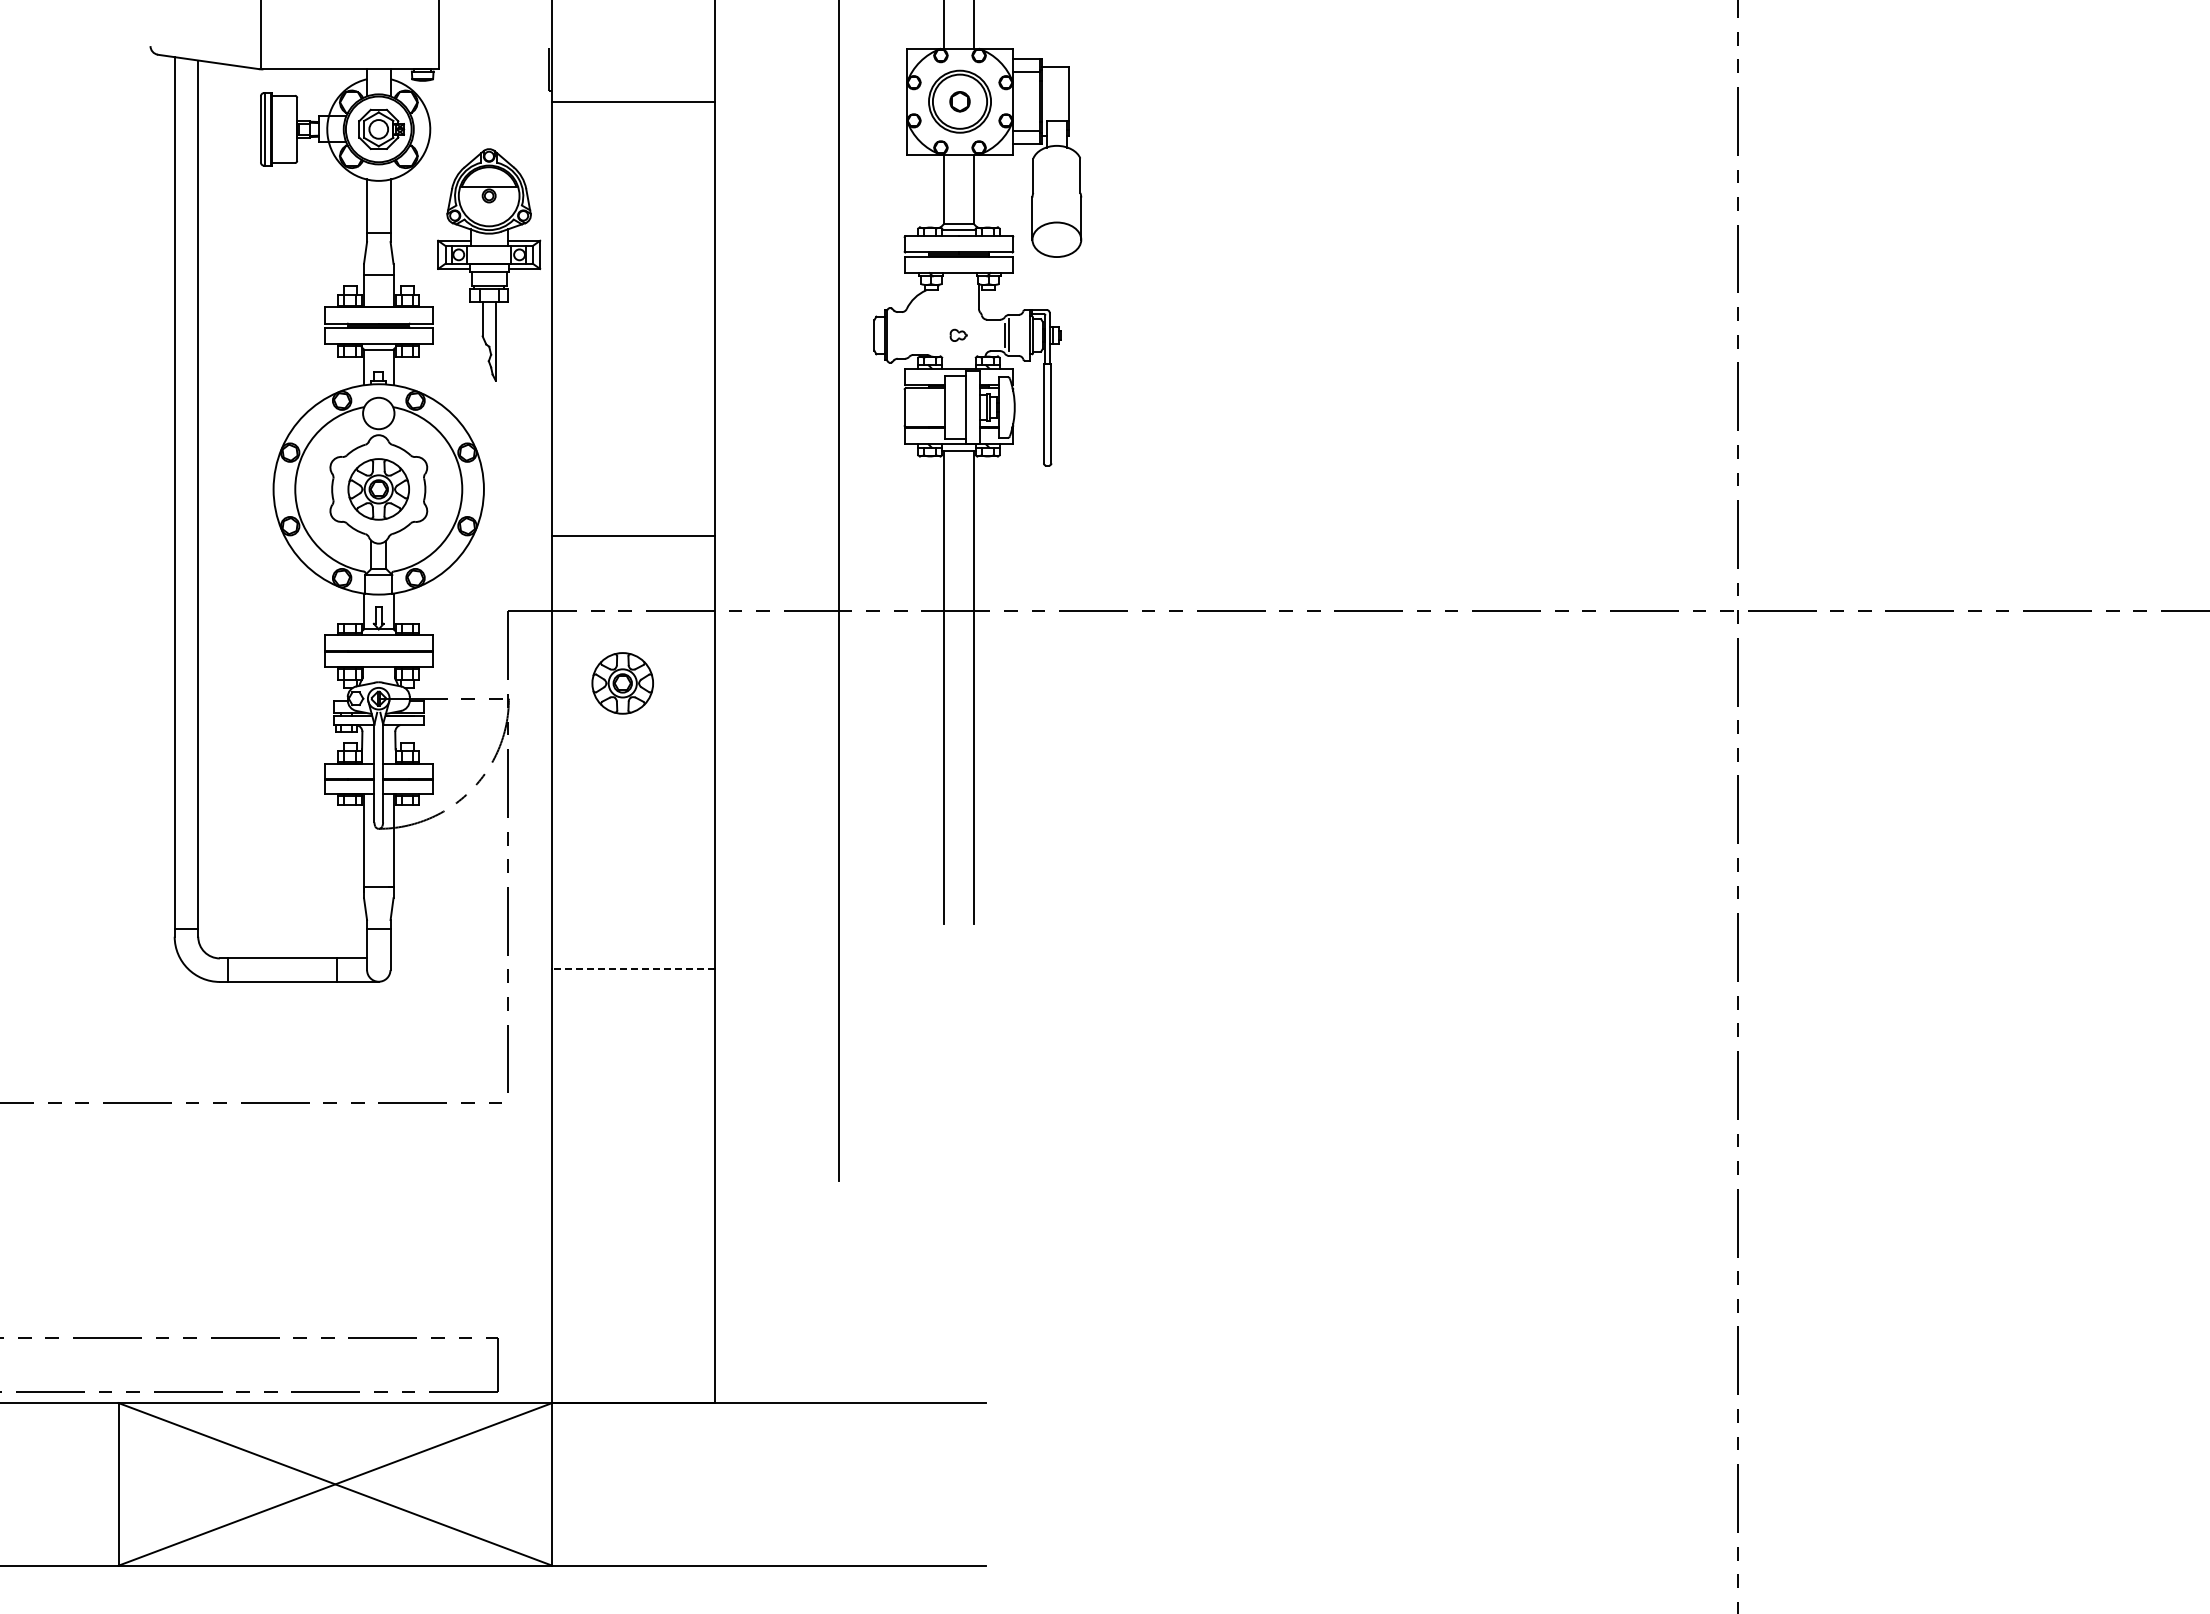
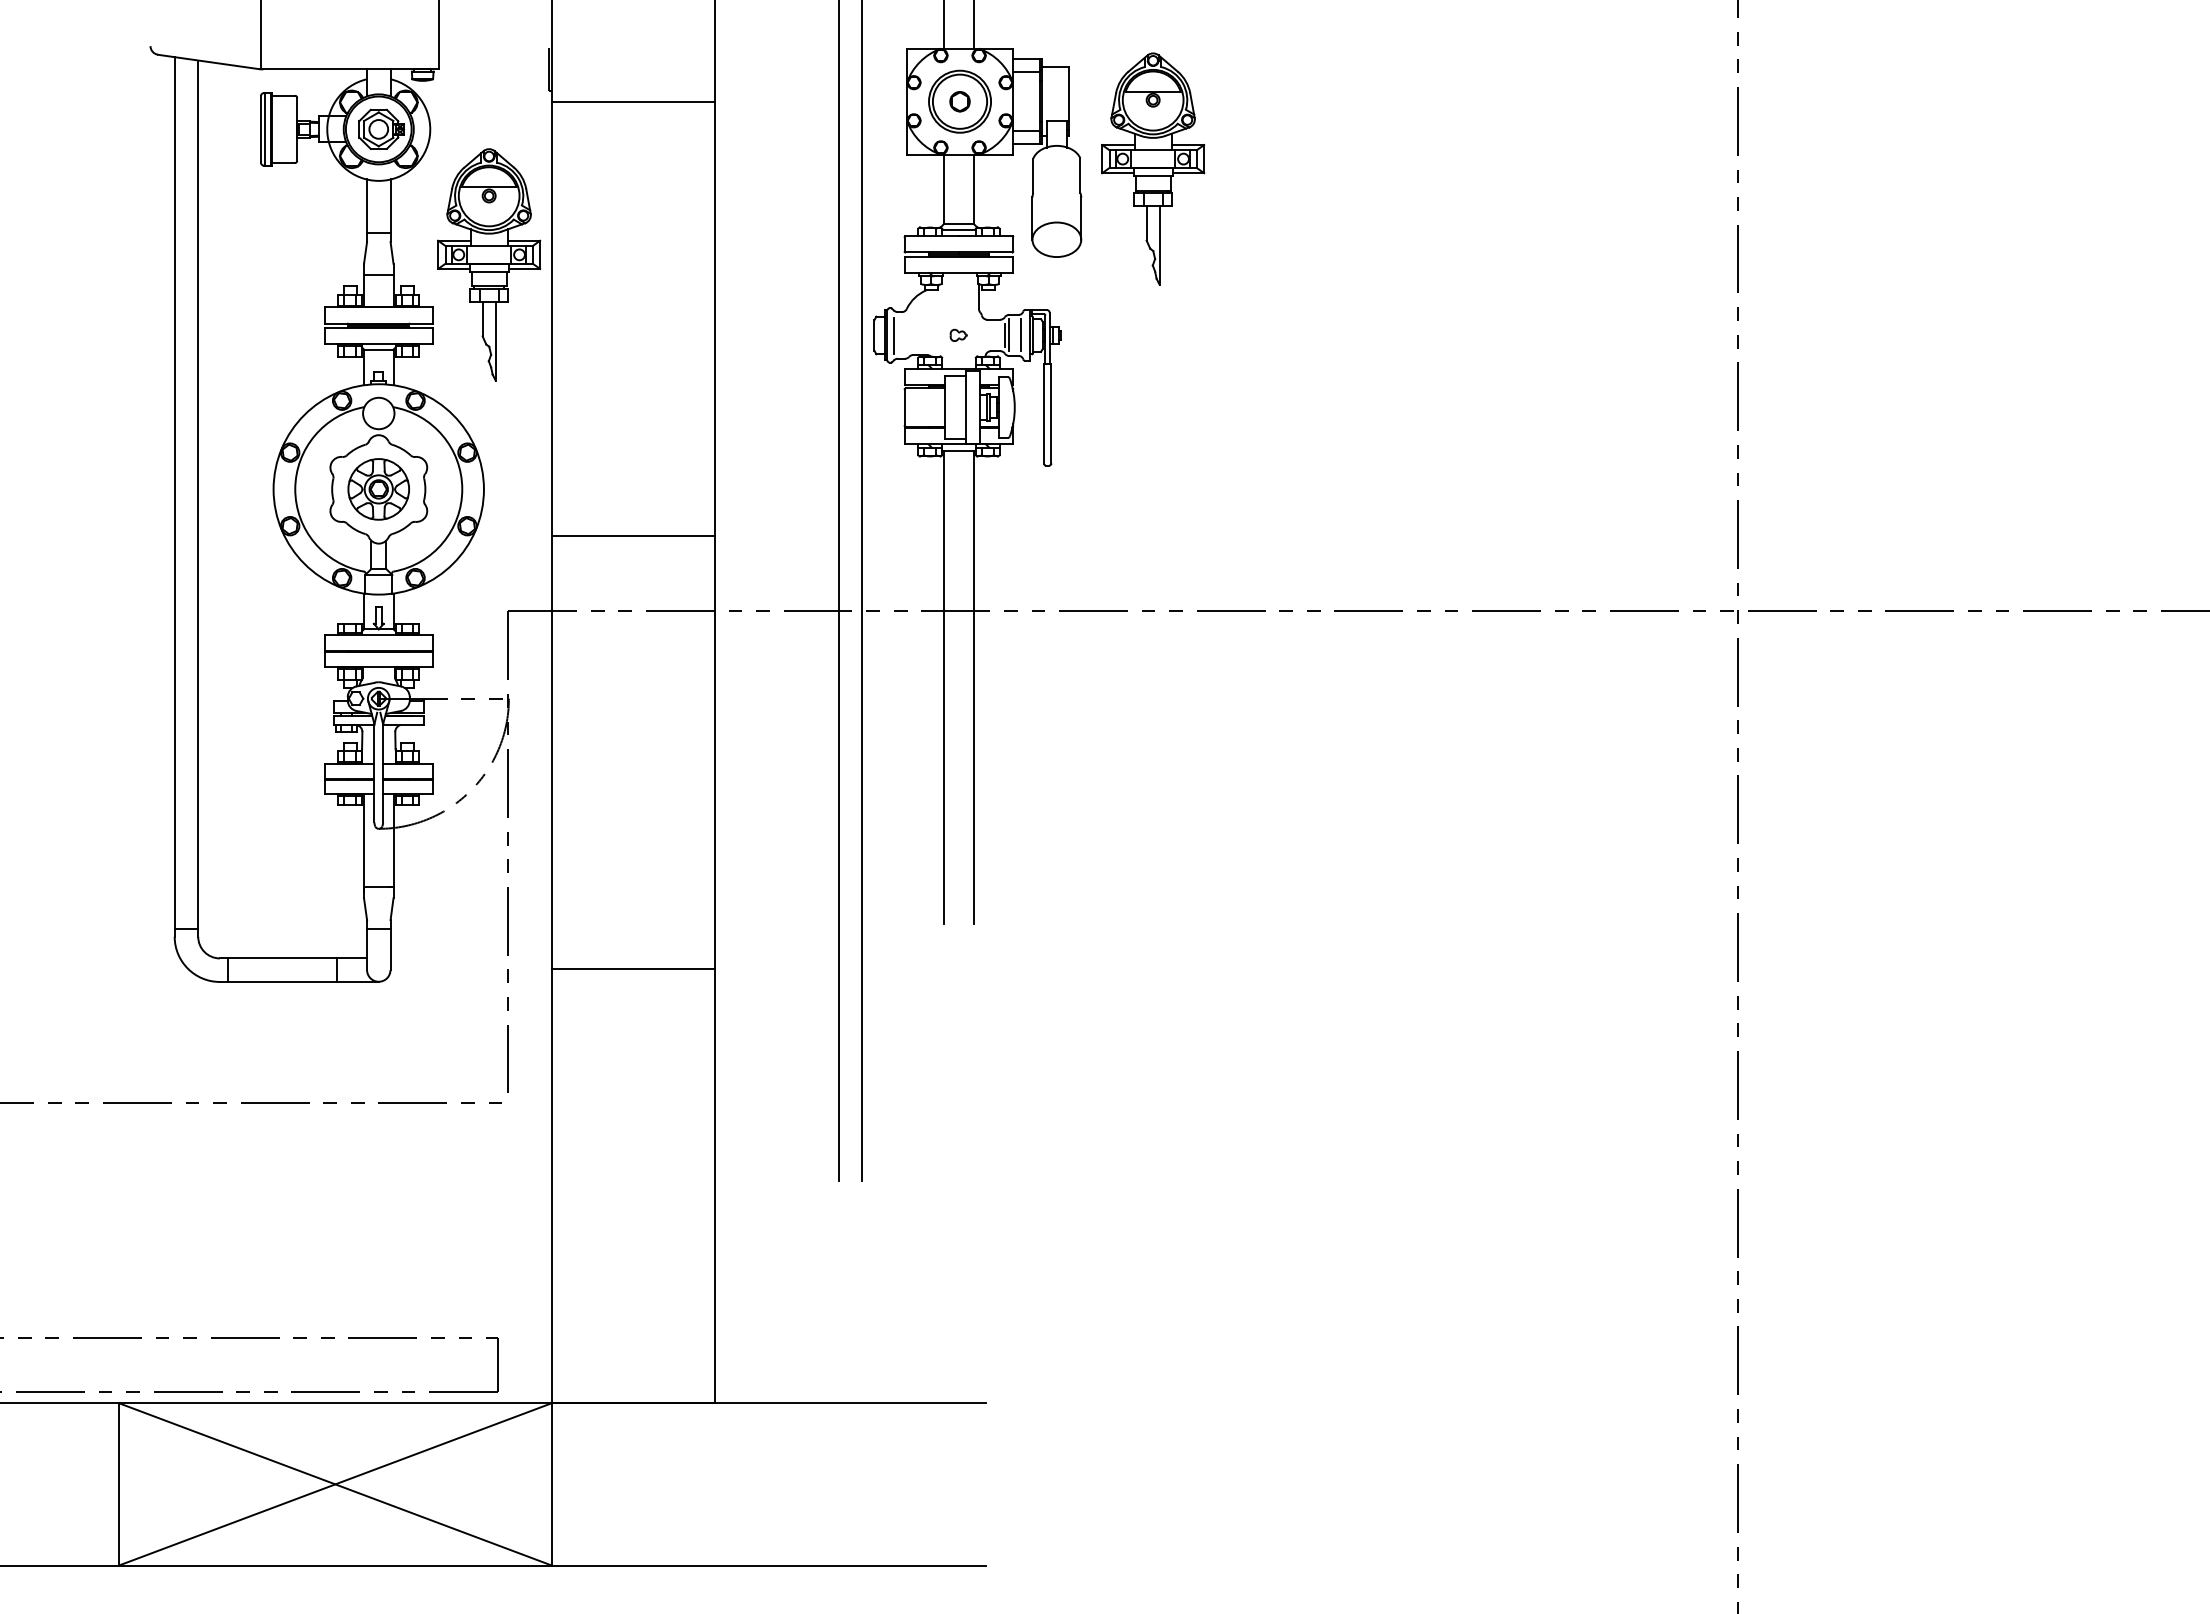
part: none -> present (1153, 168)
line: none -> present (893, 335)
line: none -> present (1021, 335)
line: none -> present (862, 591)
part: present -> none (622, 683)
line: dashed -> solid (633, 969)
